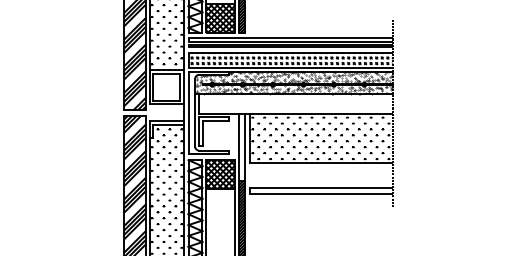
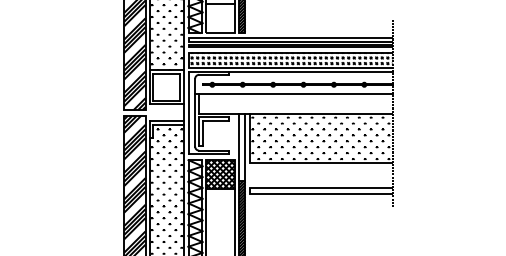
hatch: present -> none (220, 18)
hatch: present -> none (293, 82)
